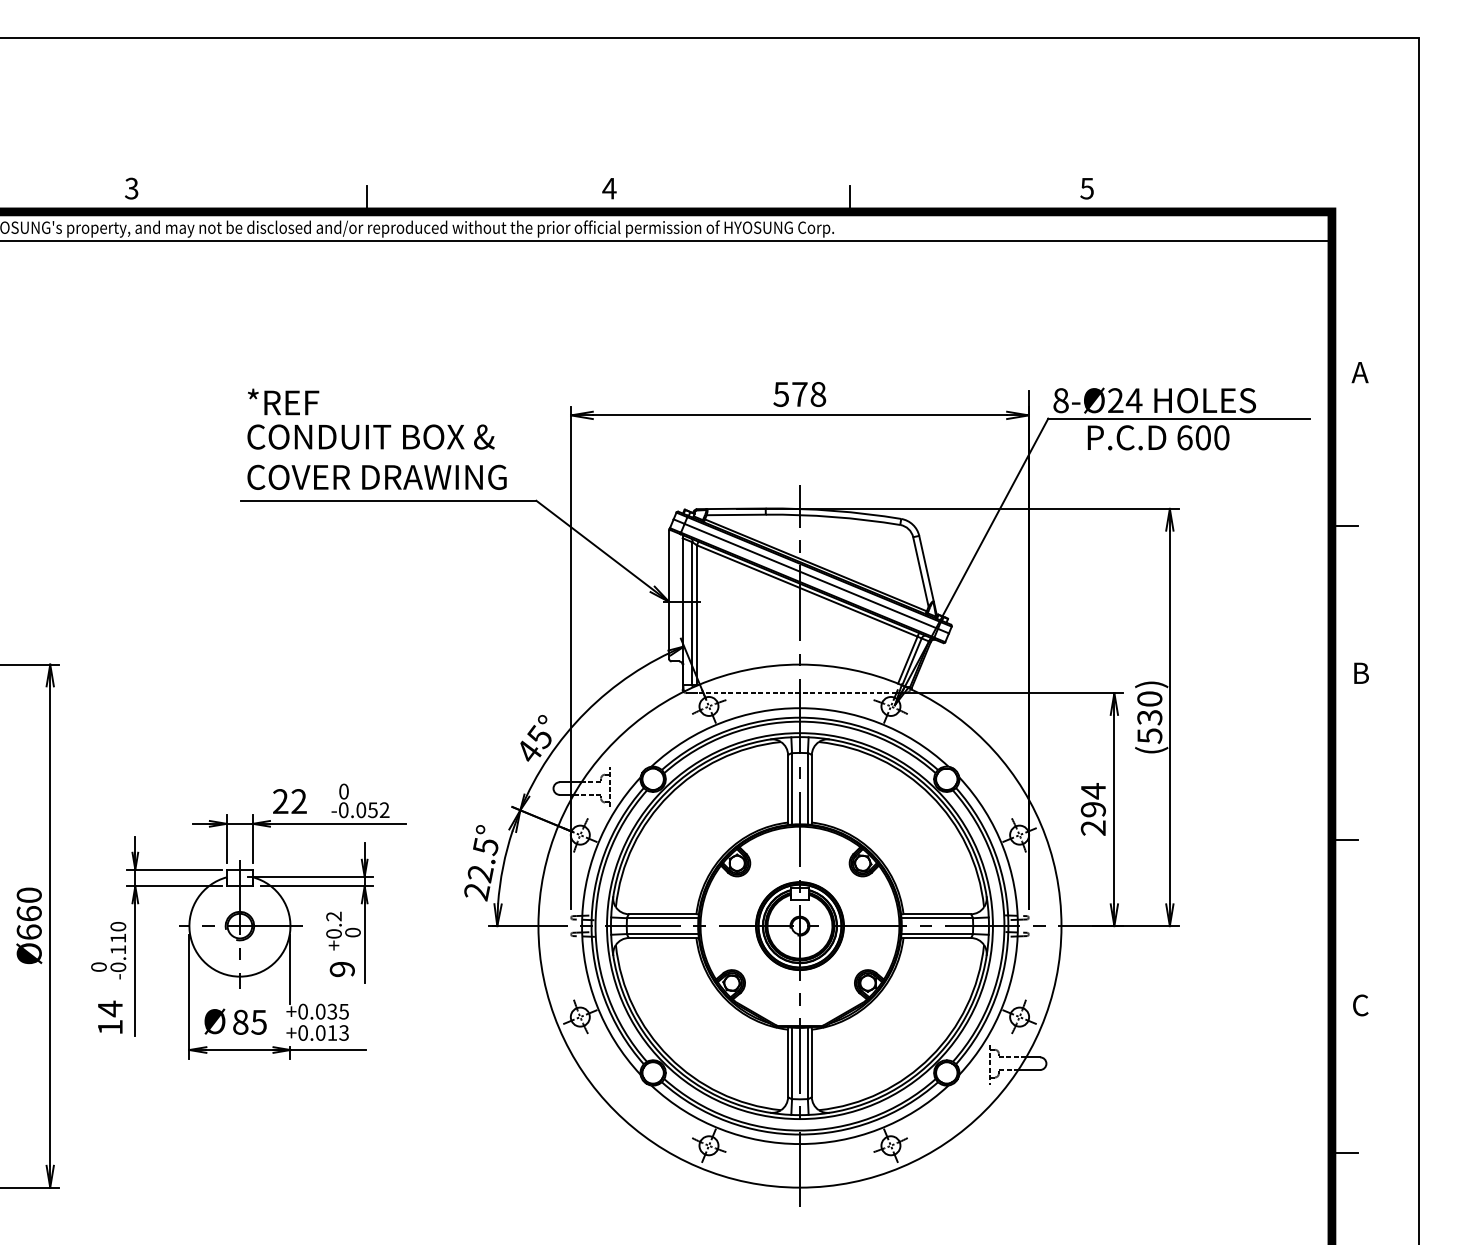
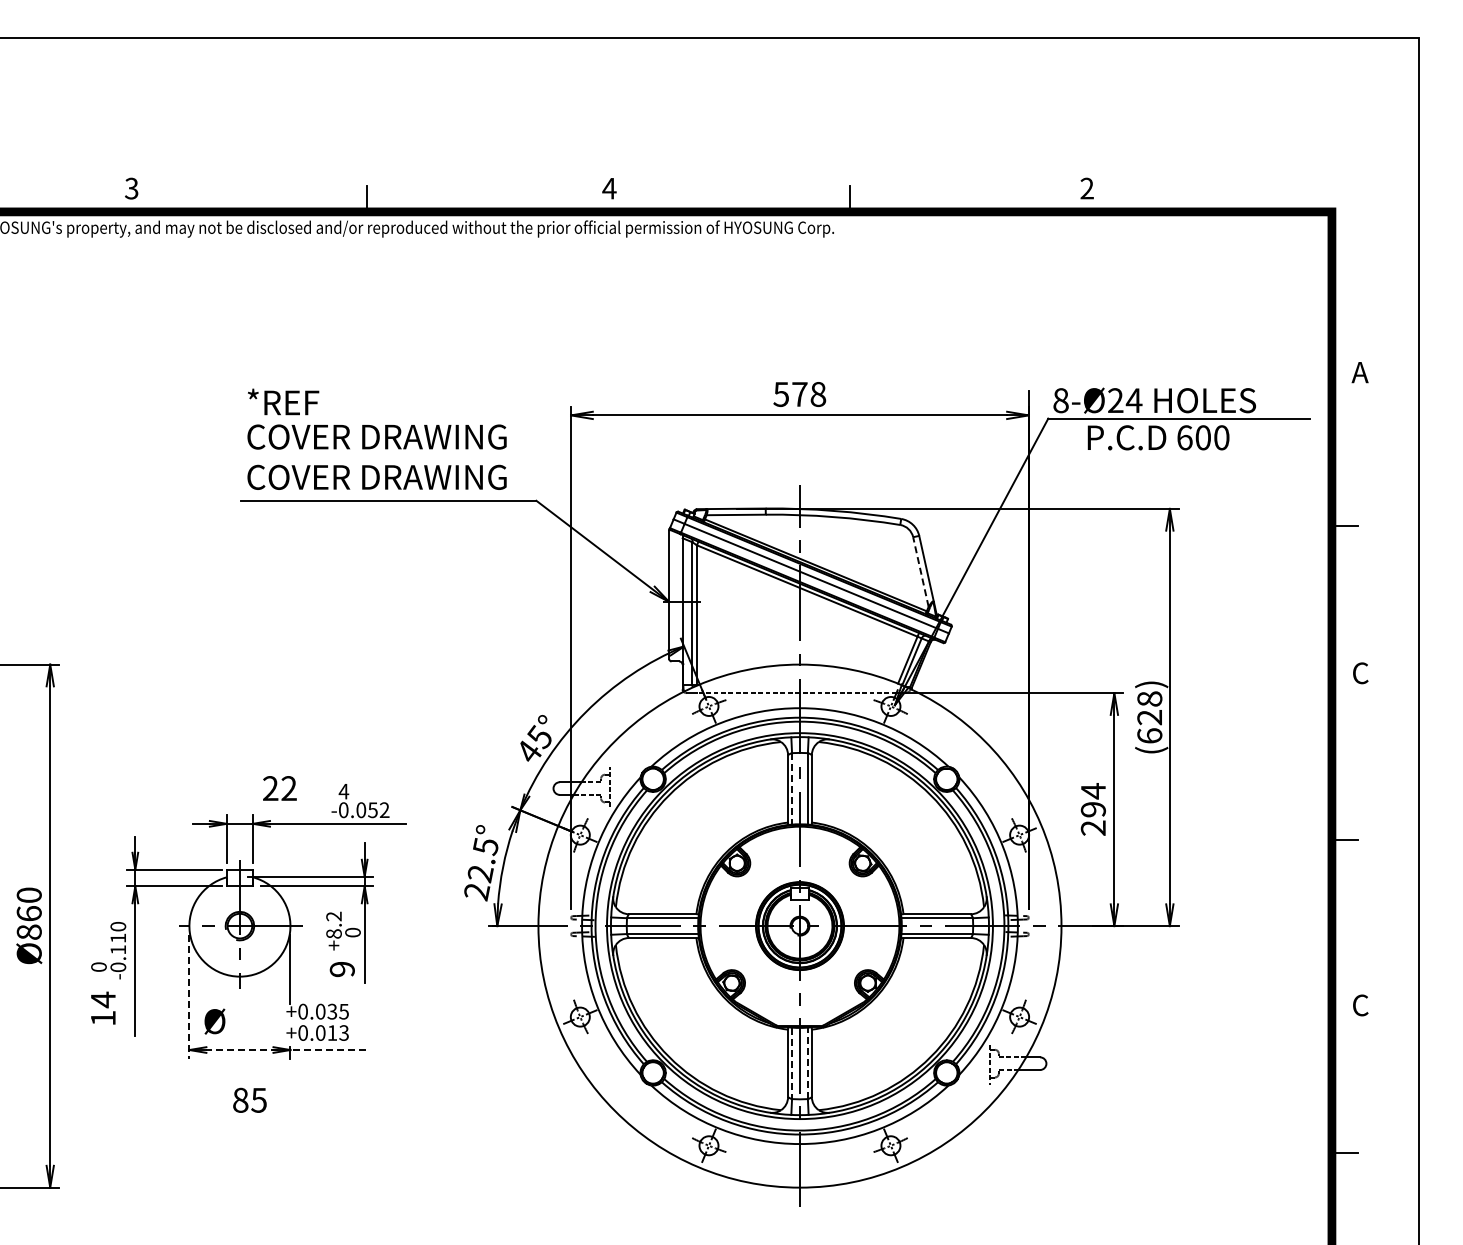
text: 5 -> 2 (1086, 188)
line: present -> none (666, 240)
text: CONDUIT BOX & -> COVER DRAWING (398, 436)
line: solid -> dashed (920, 572)
text: B -> C (1360, 673)
text: (530) -> (628) (1149, 717)
line: solid -> dashed (792, 788)
text: 0 -> 4 (343, 791)
text position: (289, 801) -> (279, 788) (279, 788)
text: Ø660 -> Ø860 (28, 931)
text: +0.2 -> +8.2 (333, 933)
line: solid -> dashed (189, 996)
text position: (110, 1016) -> (103, 1007) (103, 1007)
text position: (249, 1021) -> (249, 1099) (249, 1099)
line: solid -> dashed (286, 1050)
line: solid -> dashed (792, 1063)
line: solid -> dashed (807, 1063)
